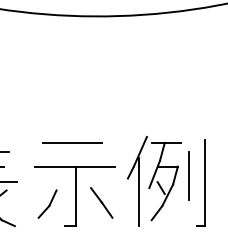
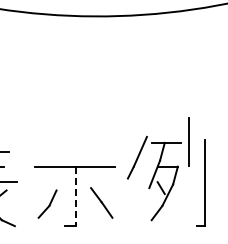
line: present -> none (72, 142)
line position: (188, 175) -> (188, 141) (188, 141)
line: present -> none (138, 192)
line: solid -> dashed (75, 196)
